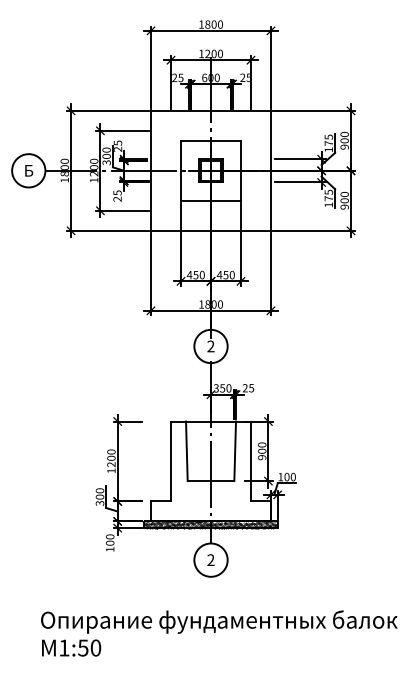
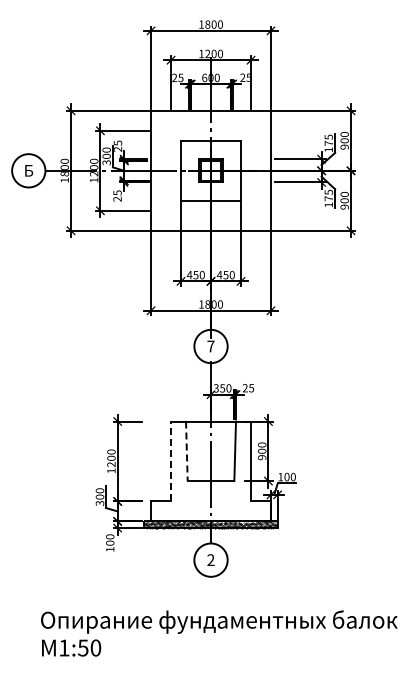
text: 2 -> 7 (210, 346)
line: solid -> dashed (186, 451)
line: solid -> dashed (171, 461)
